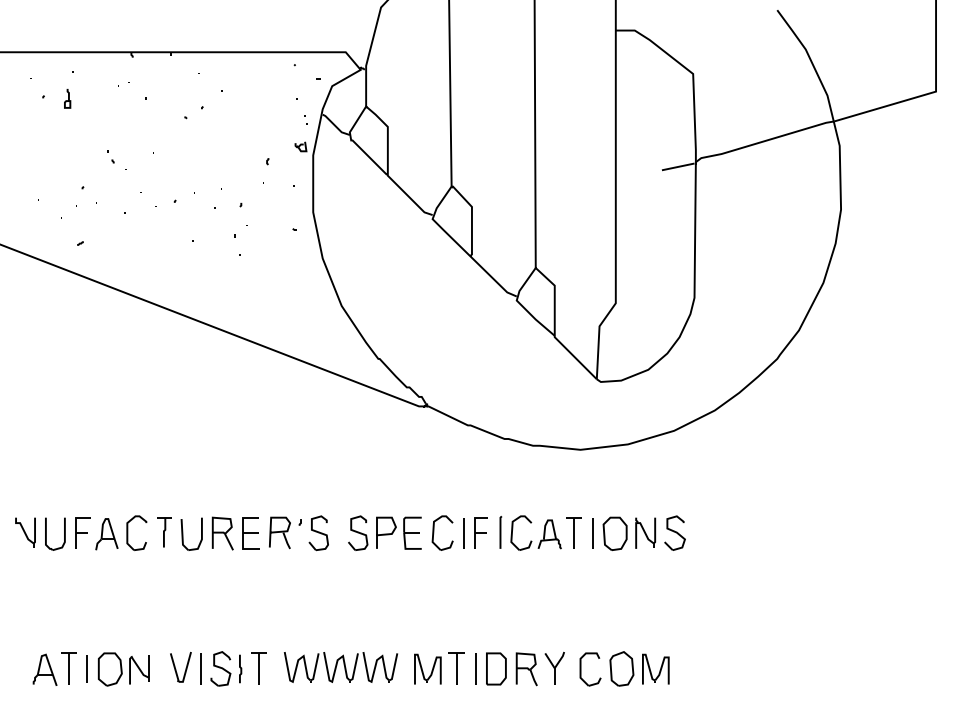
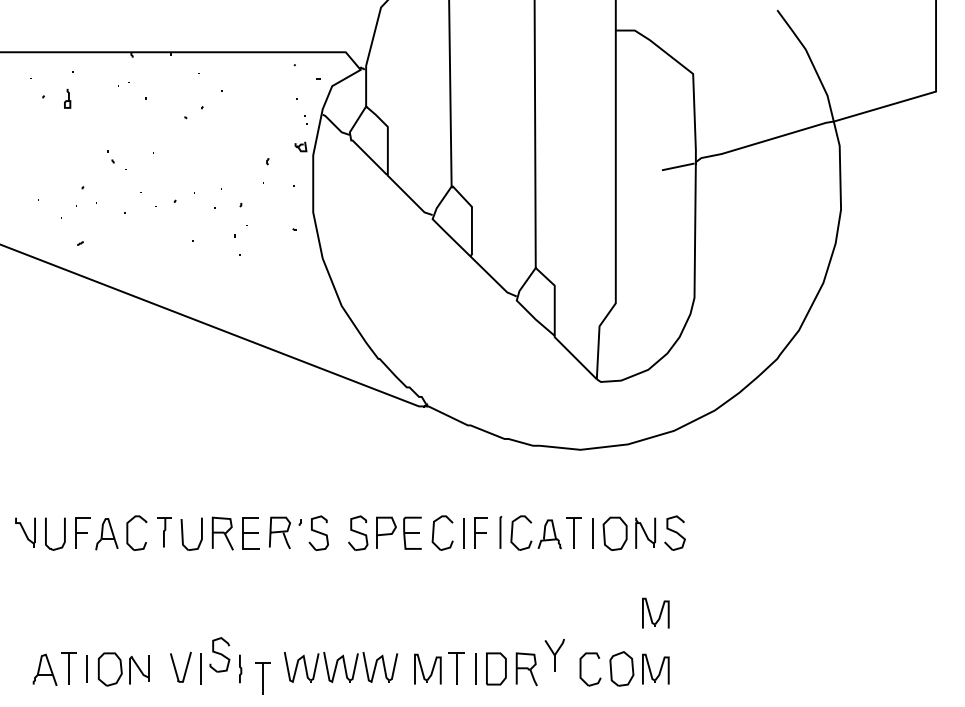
part: none -> present (655, 612)
part position: (554, 667) -> (554, 654) (554, 654)
part position: (220, 668) -> (219, 654) (219, 654)
part position: (258, 668) -> (262, 678) (262, 678)
